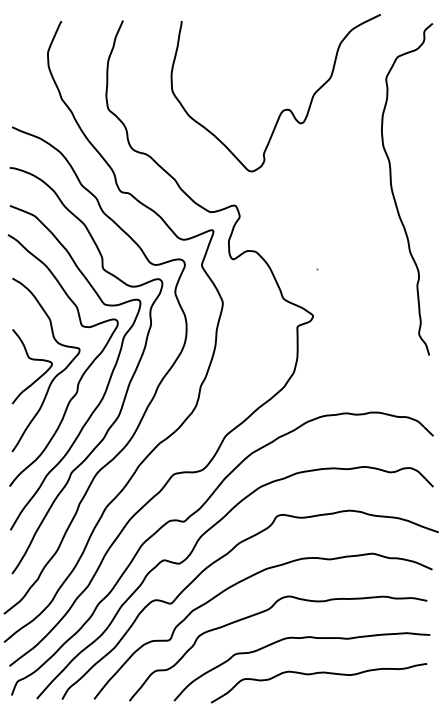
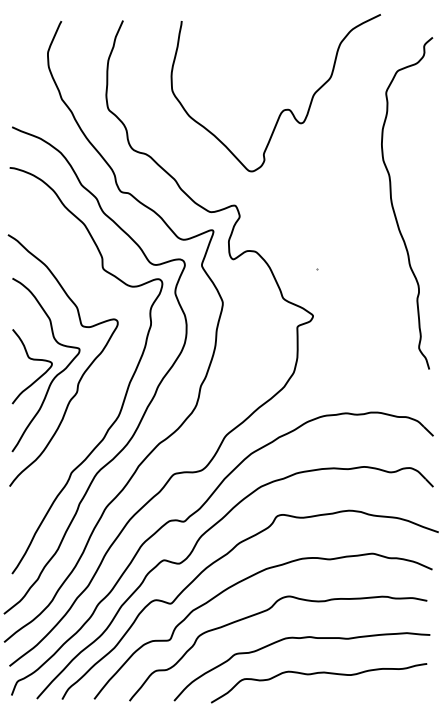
curve position: (393, 191) -> (393, 205) (393, 205)
curve: present -> none (109, 377)
